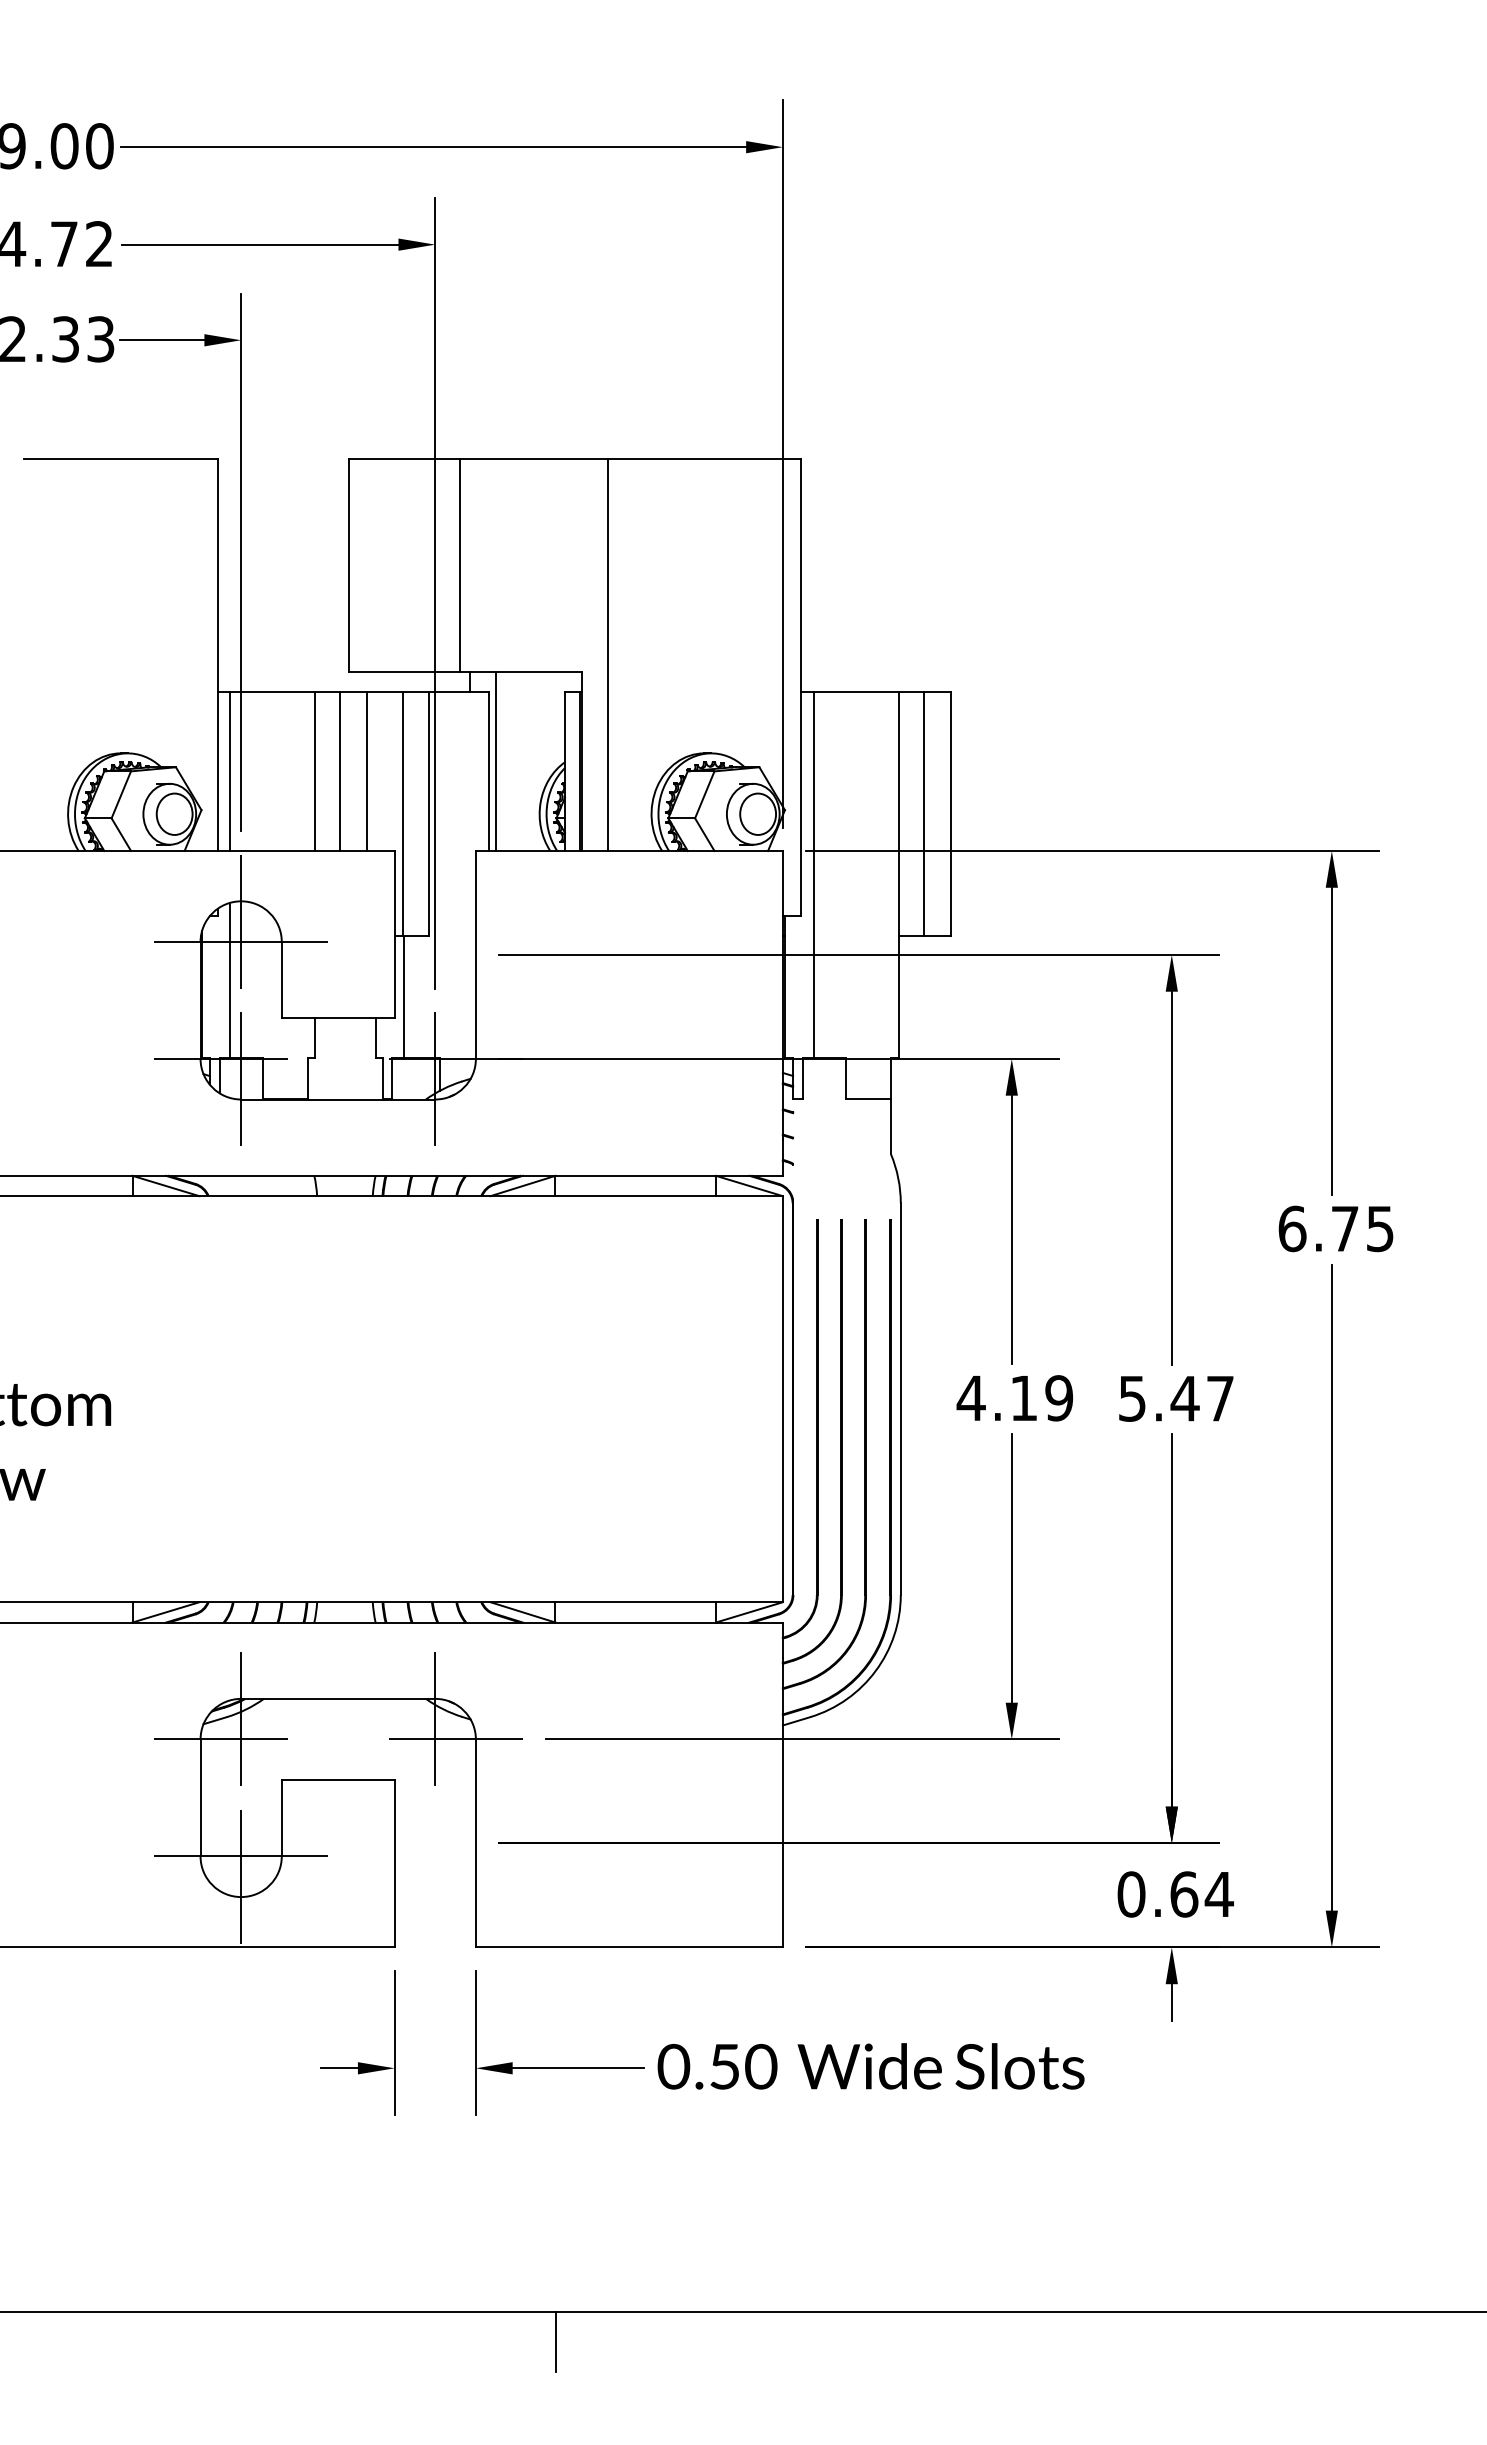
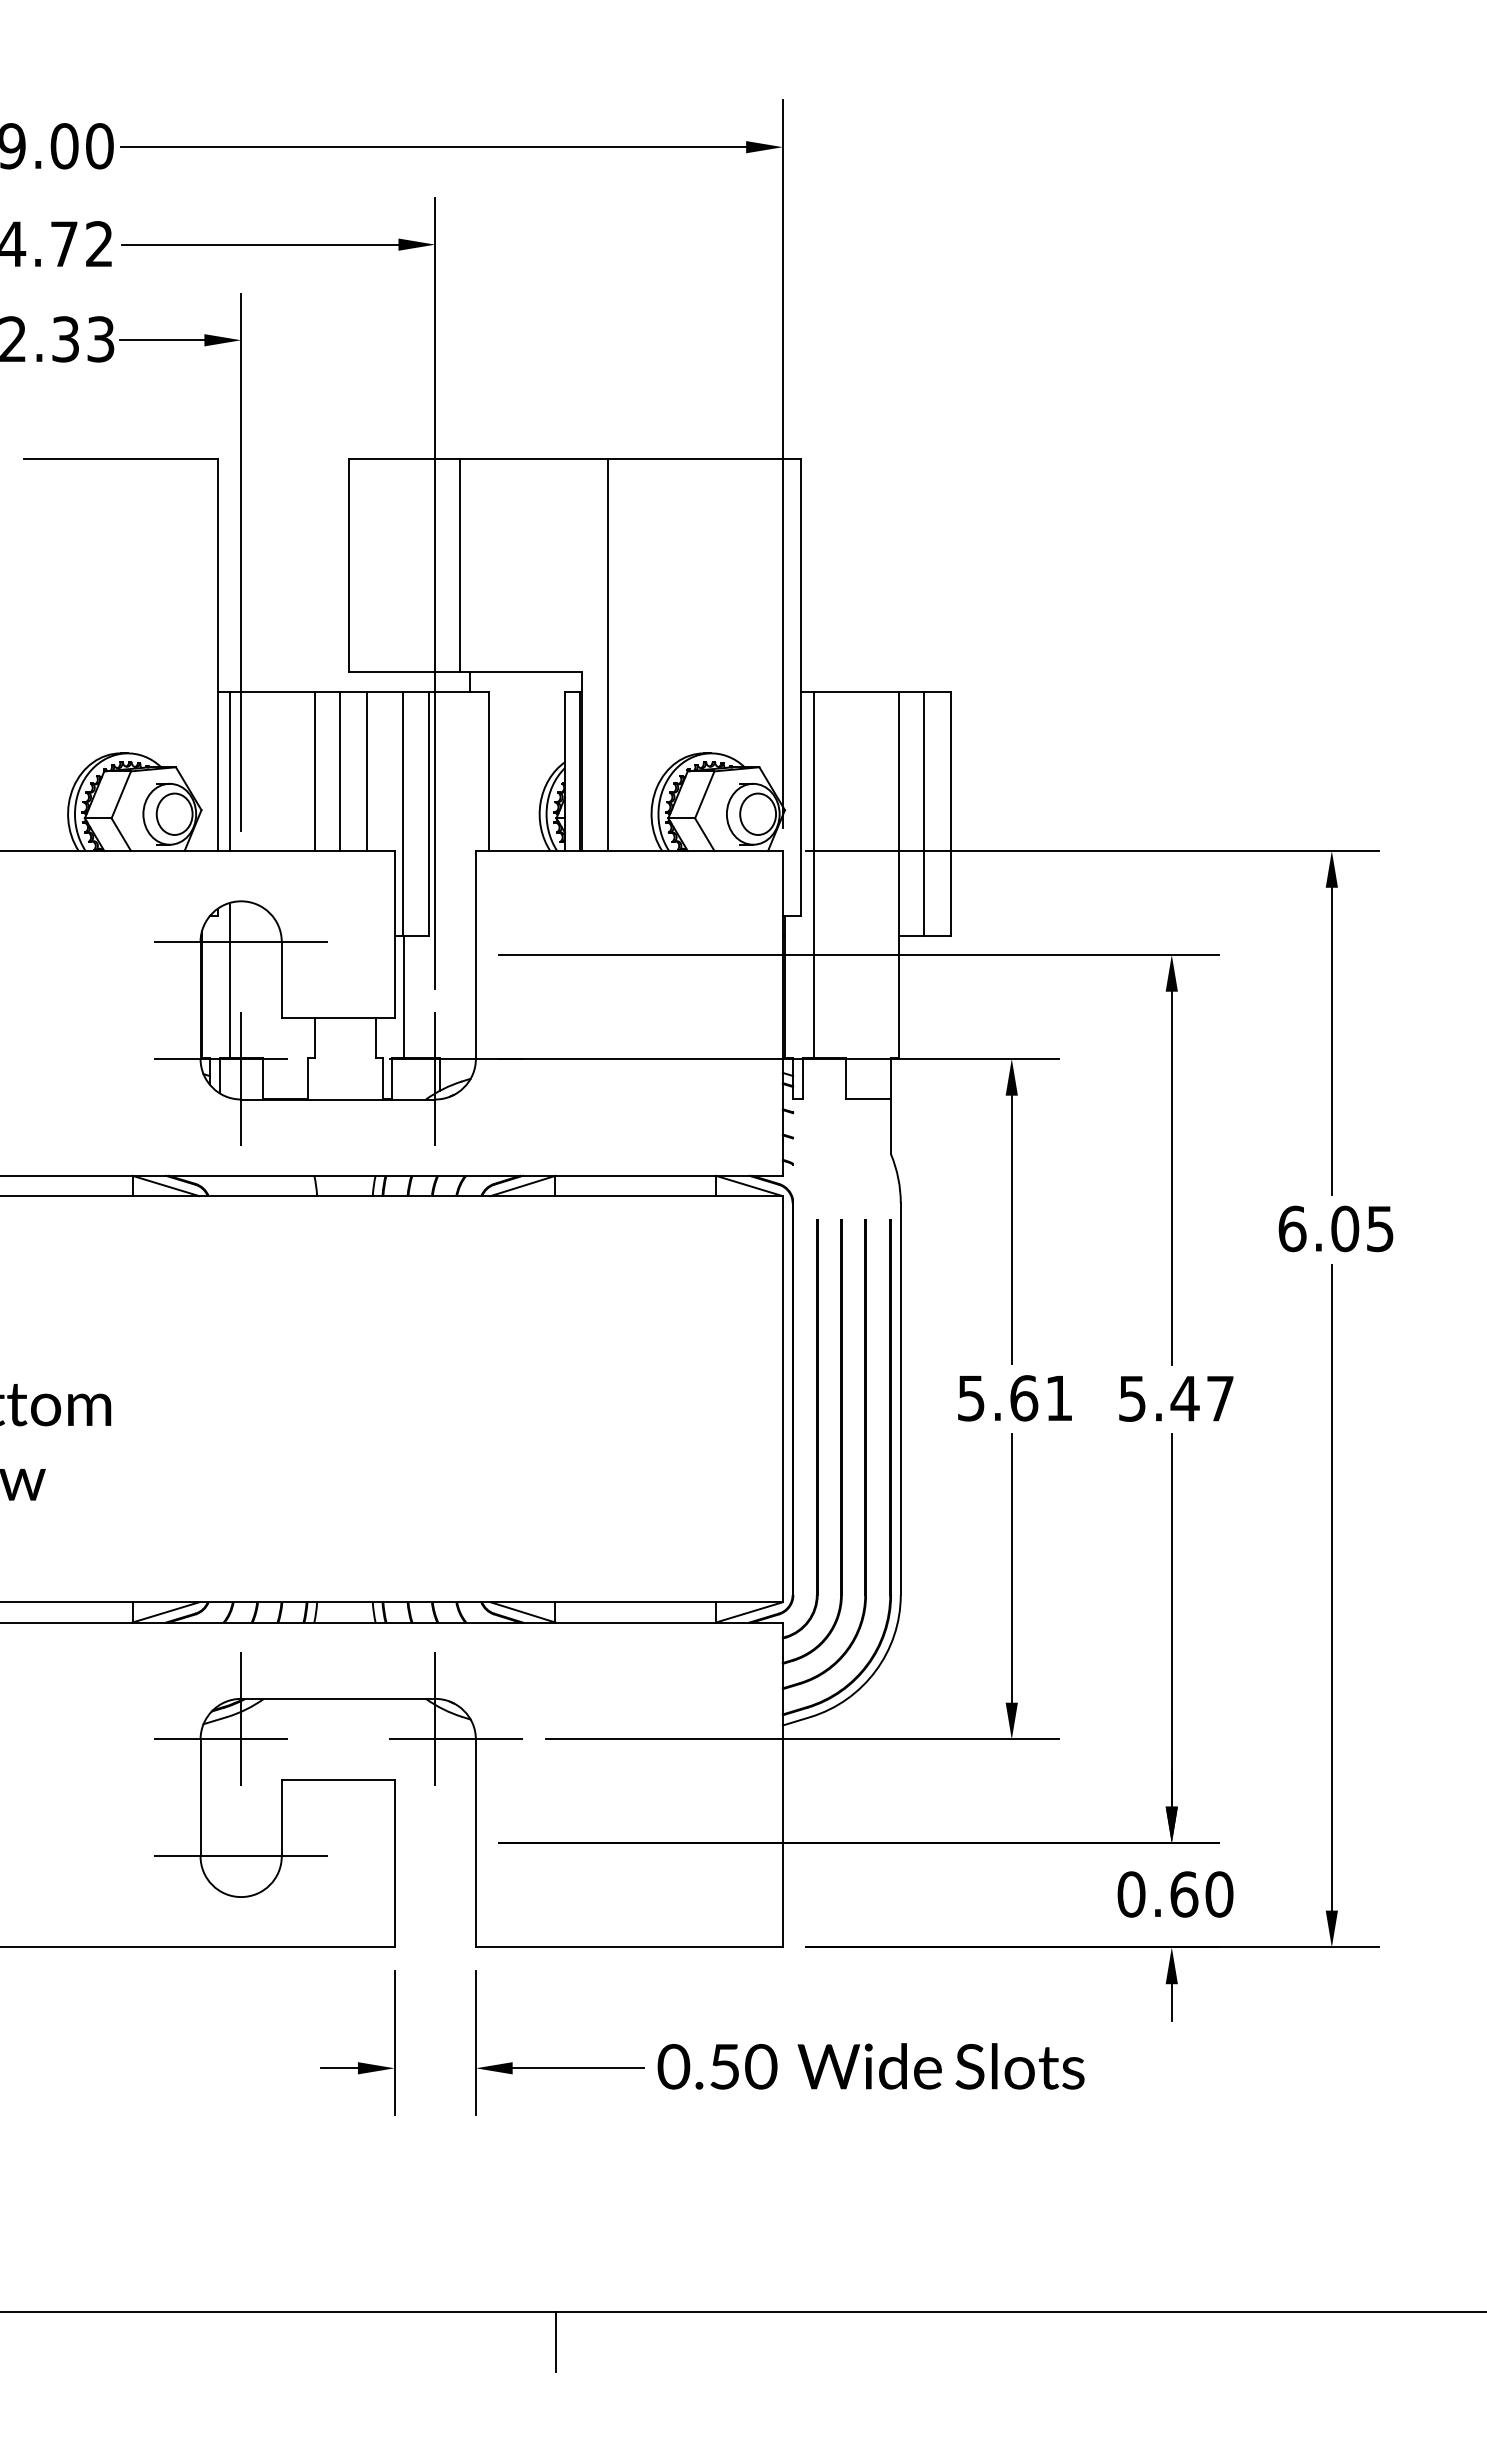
line: present -> none (495, 761)
line: present -> none (241, 921)
text: 6.75 -> 6.05 (1345, 1228)
text: 4.19 -> 5.61 (1014, 1398)
line: present -> none (241, 1876)
text: 0.64 -> 0.60 (1218, 1894)
